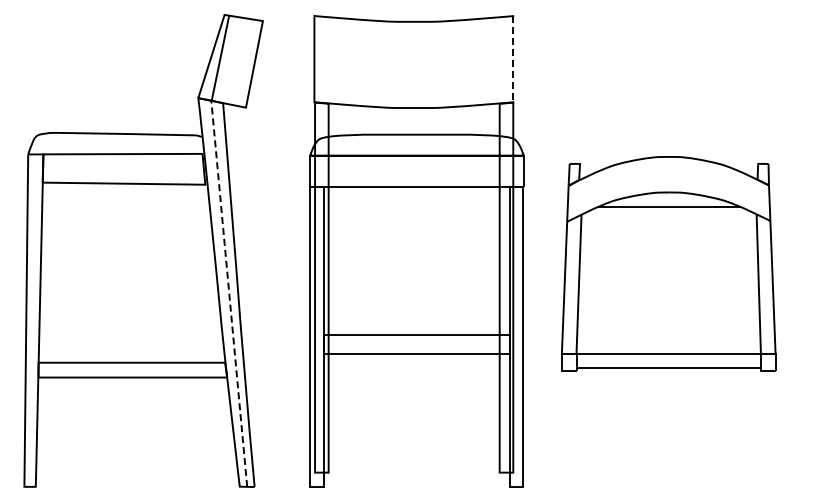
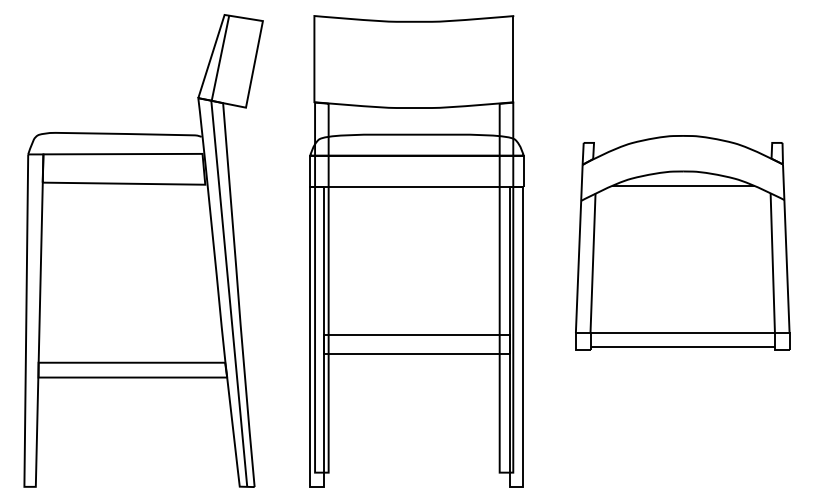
line: dashed -> solid (513, 59)
part position: (668, 263) -> (682, 242) (682, 242)
line: dashed -> solid (229, 293)
